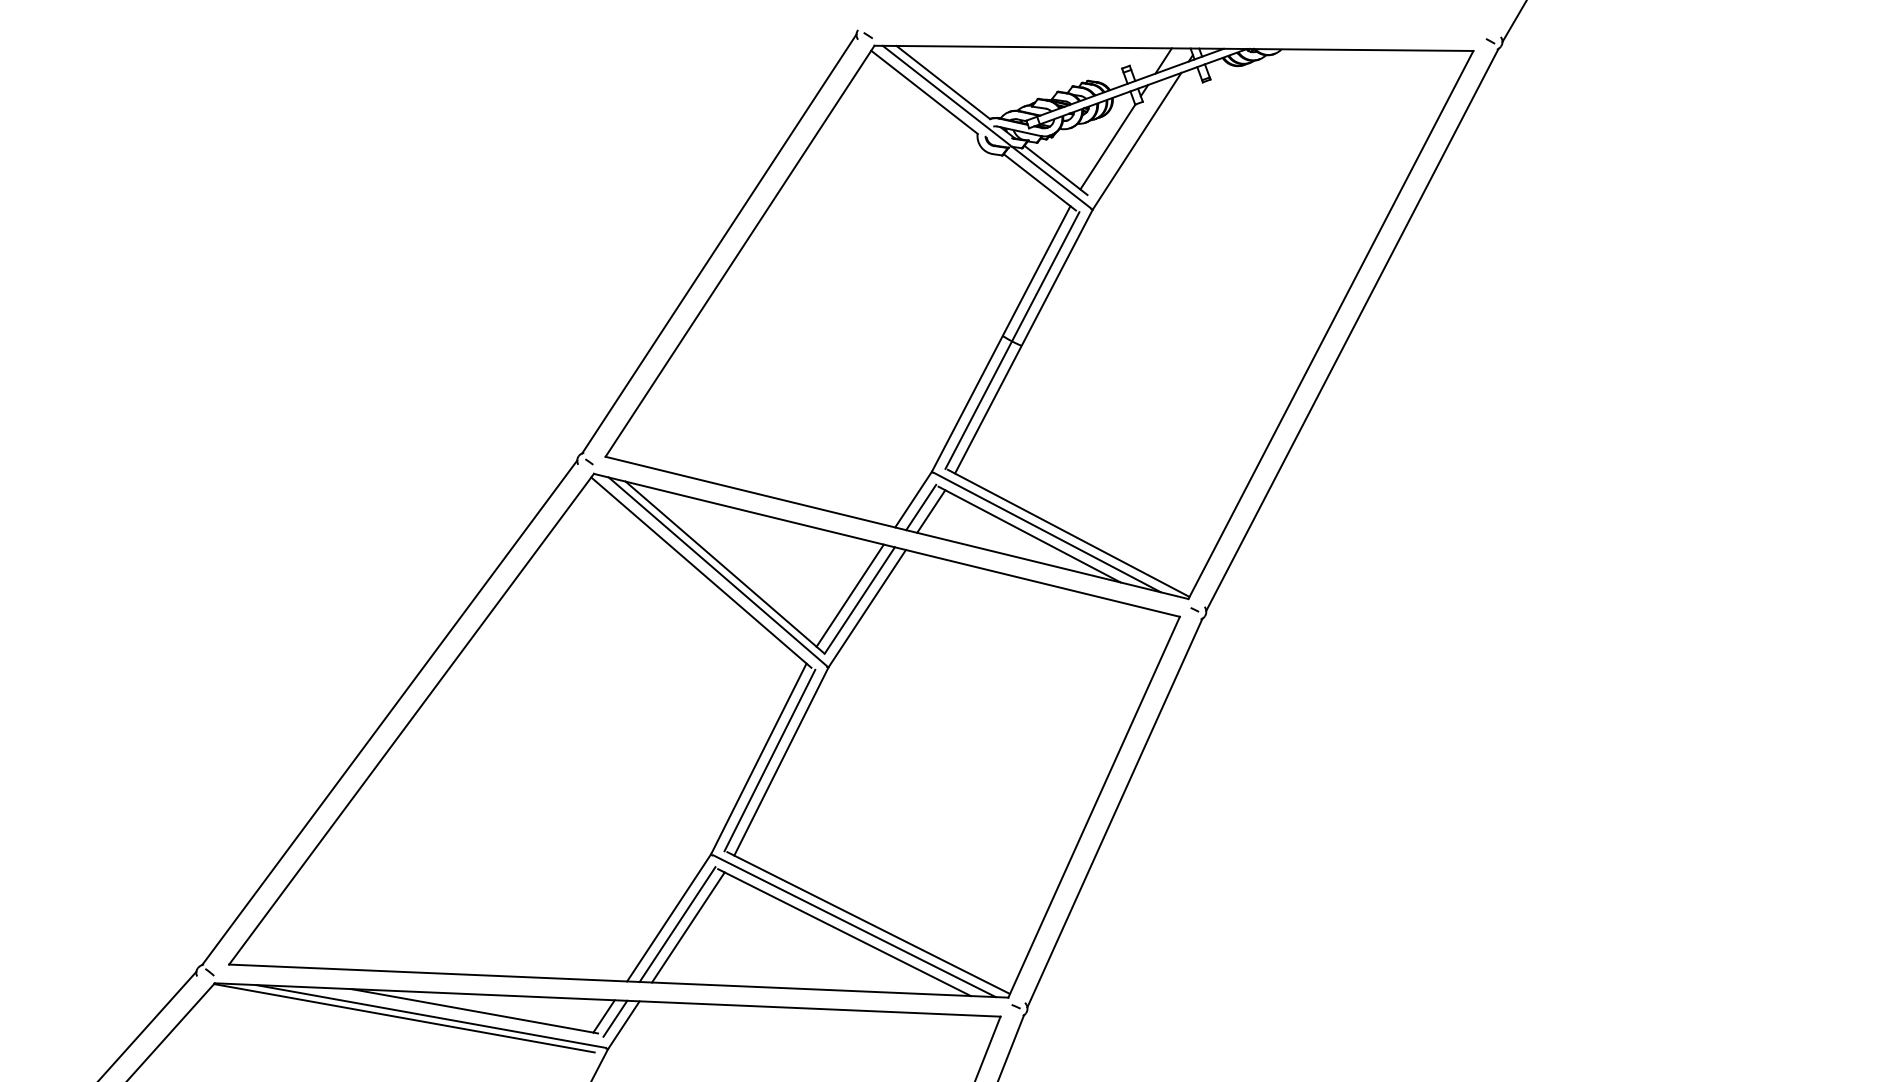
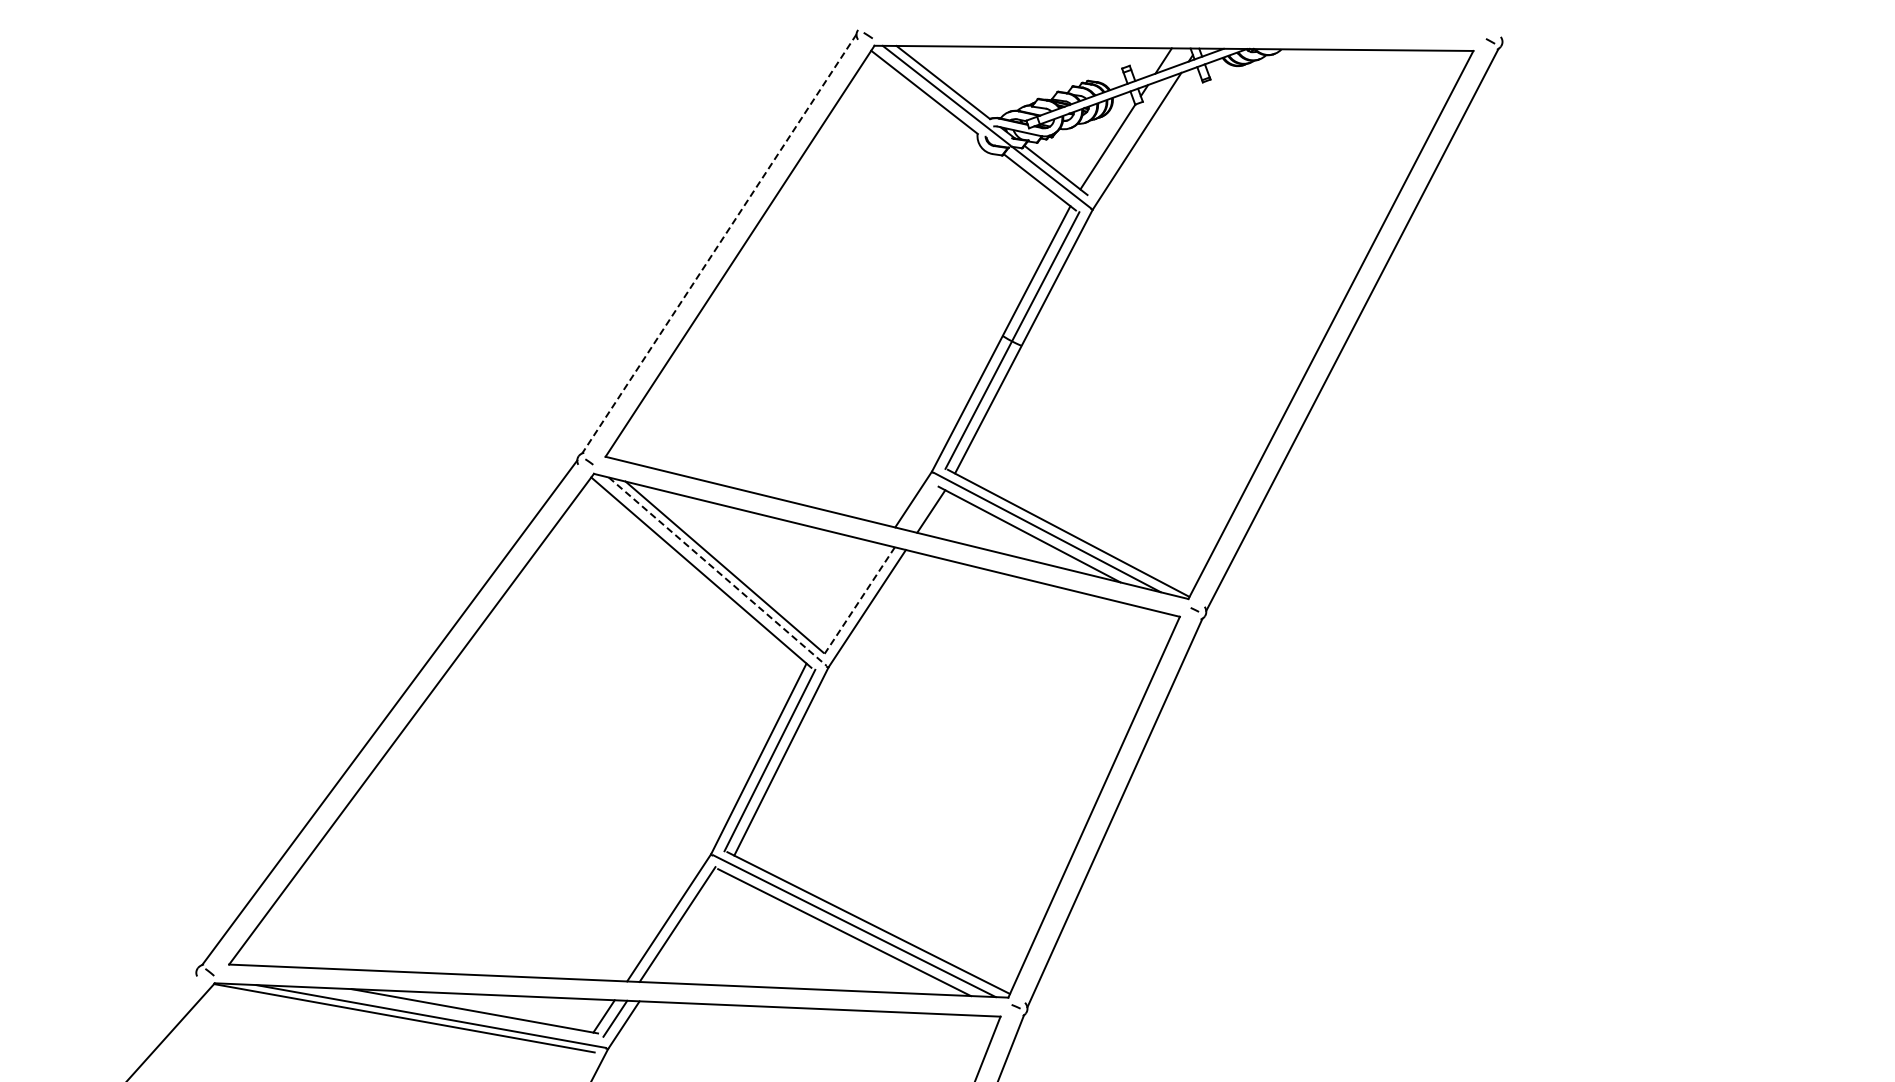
line: present -> none (1513, 21)
line: solid -> dashed (719, 244)
line: present -> none (921, 507)
line: solid -> dashed (718, 571)
line: present -> none (849, 595)
line: solid -> dashed (859, 600)
line: present -> none (688, 927)
line: present -> none (148, 1024)
